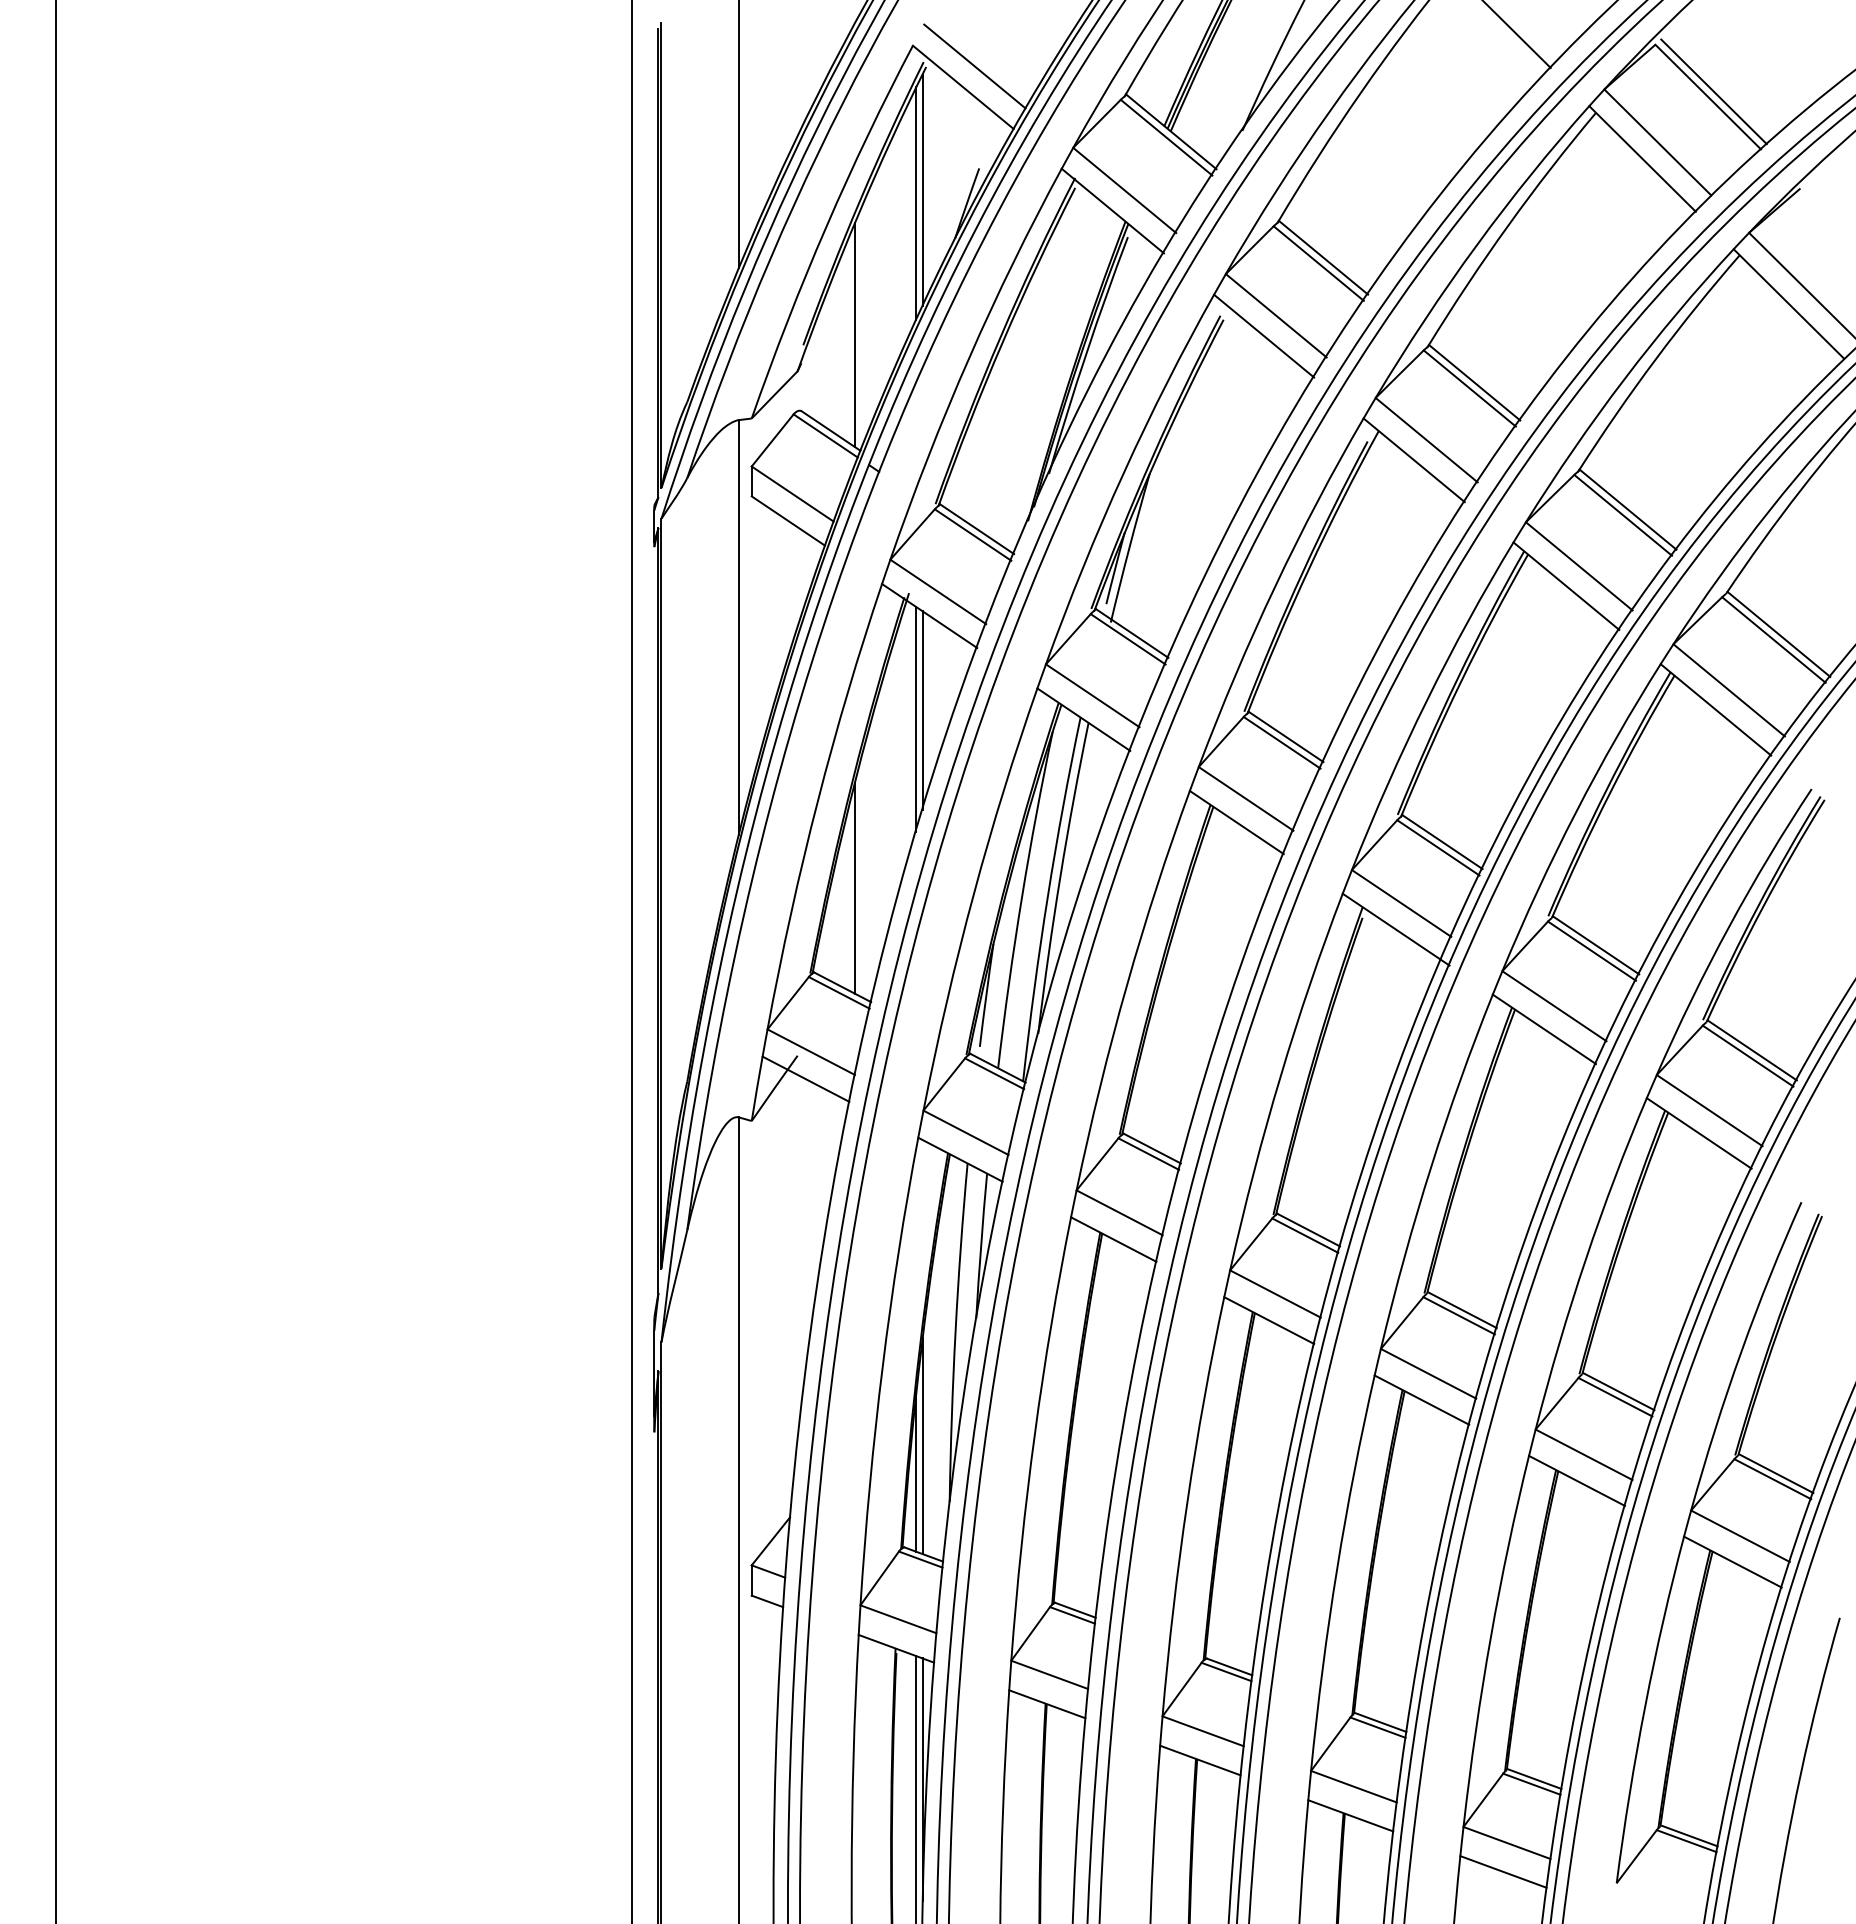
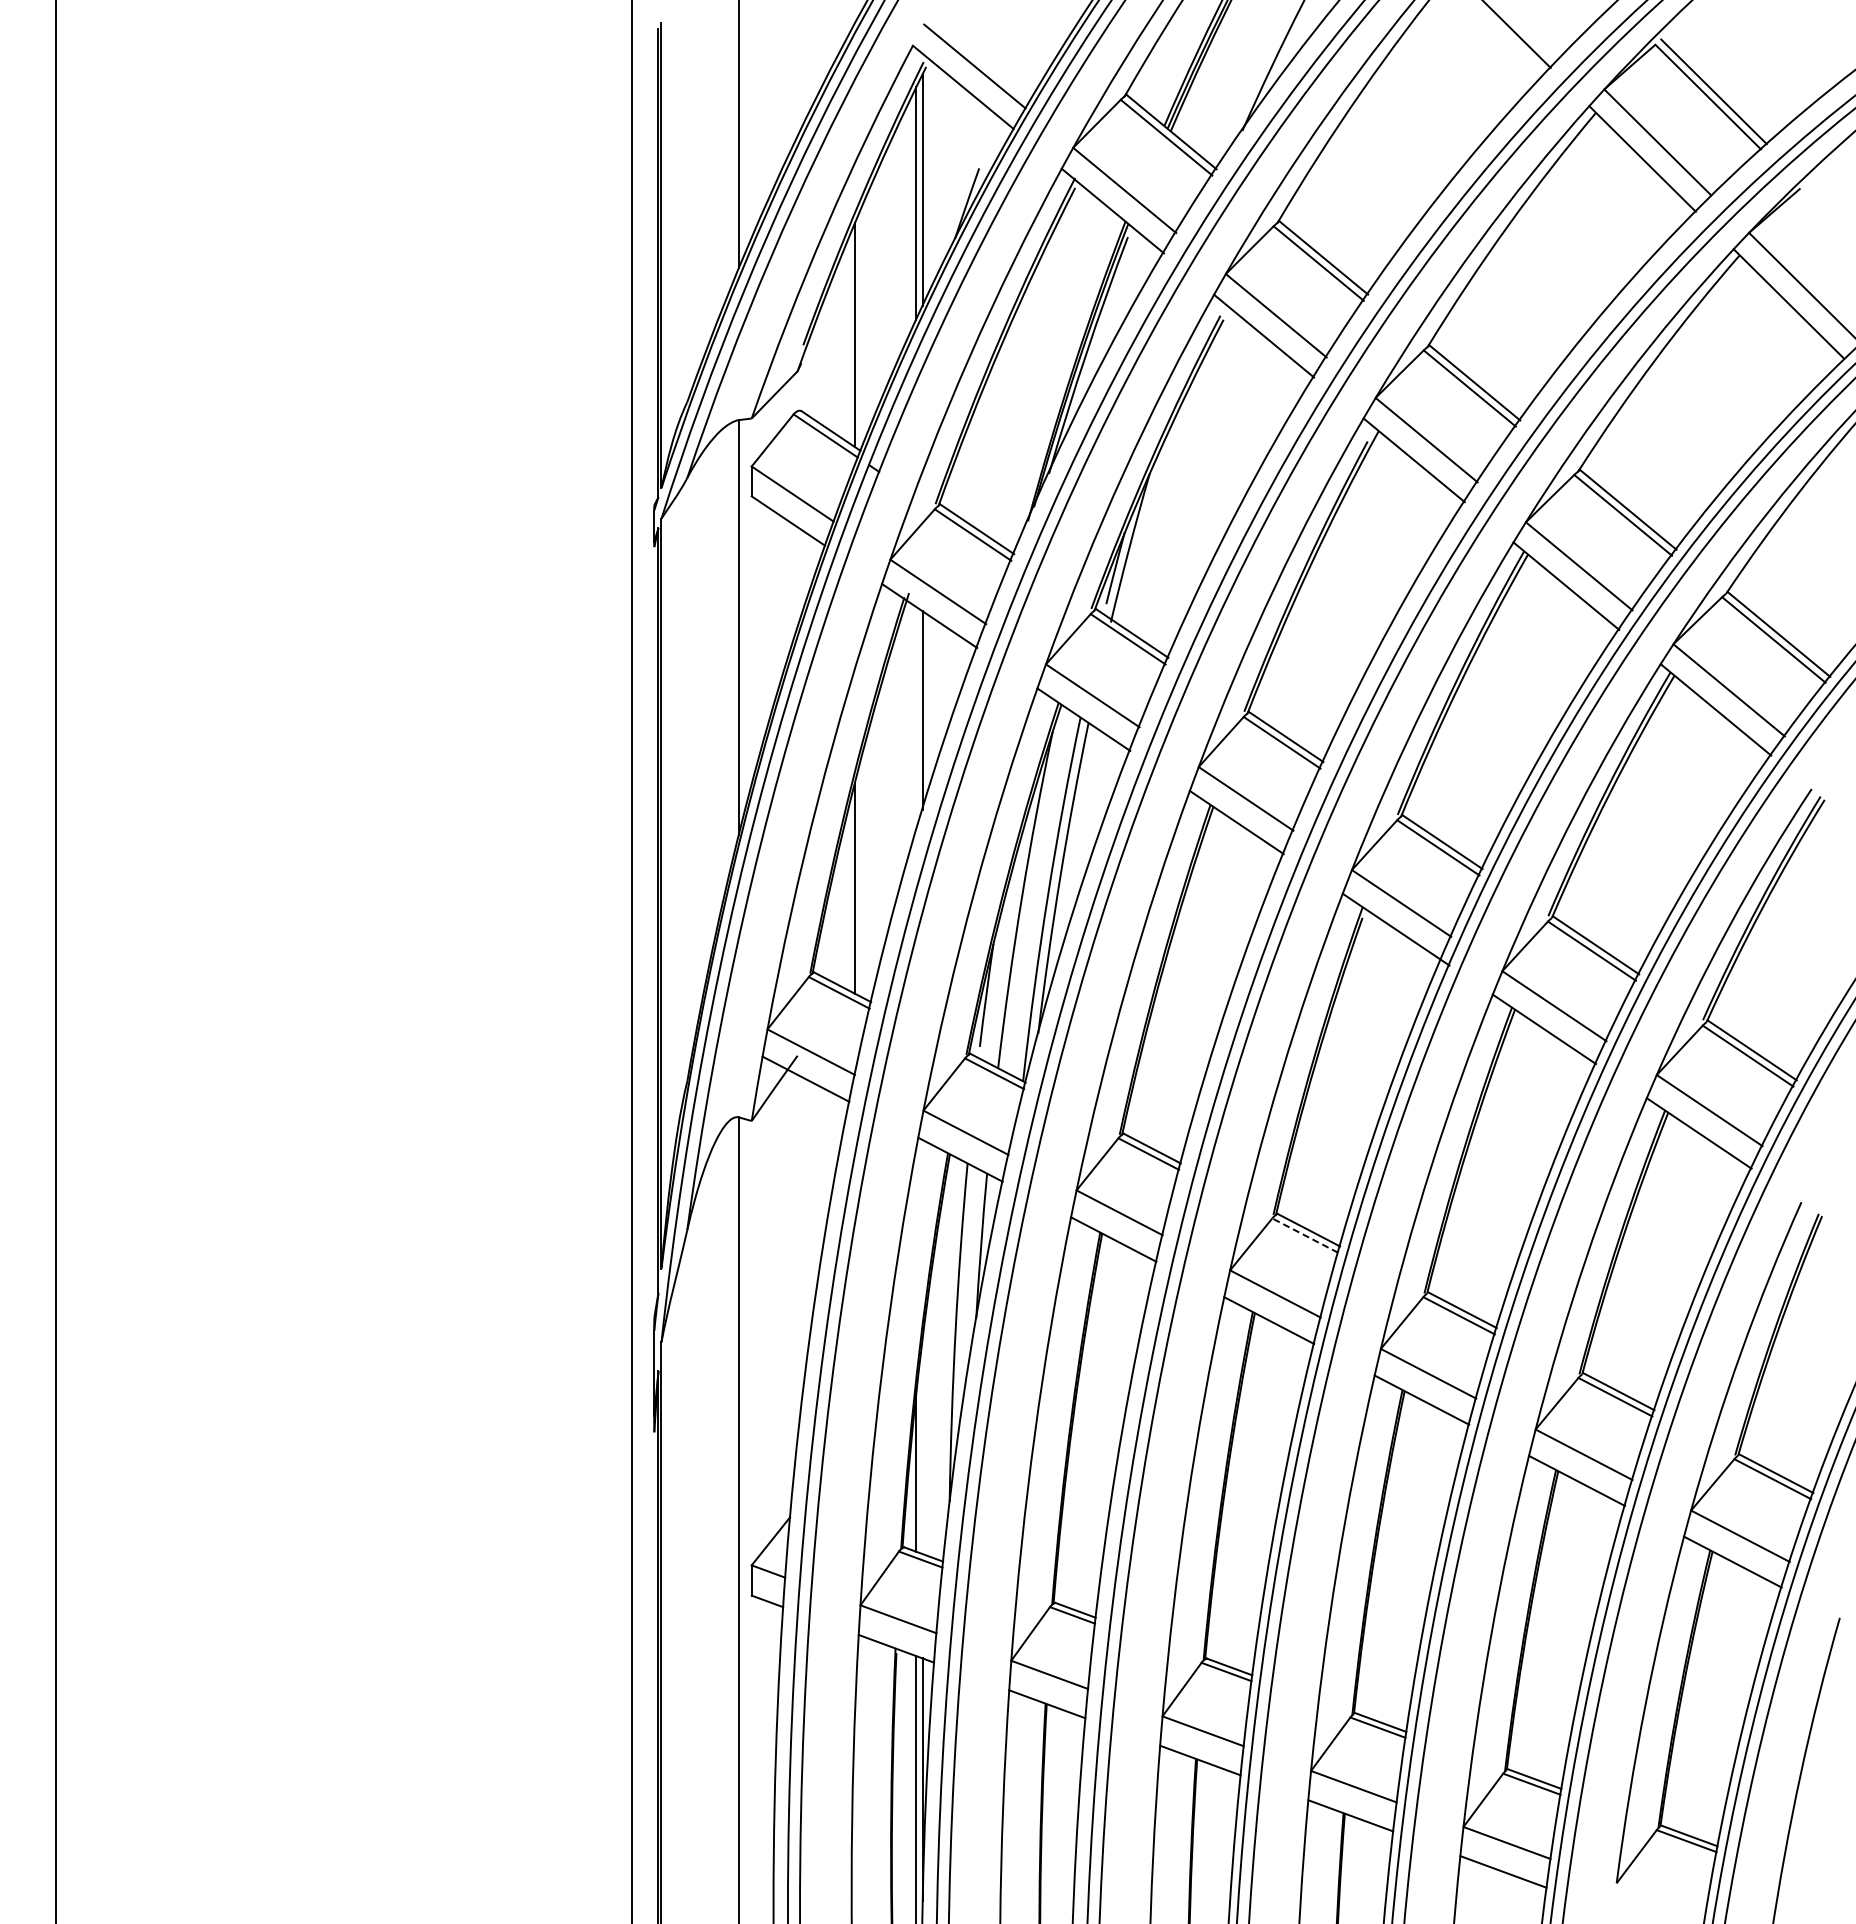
line: present -> none (916, 719)
line: solid -> dashed (1304, 1235)
line: present -> none (922, 1446)
